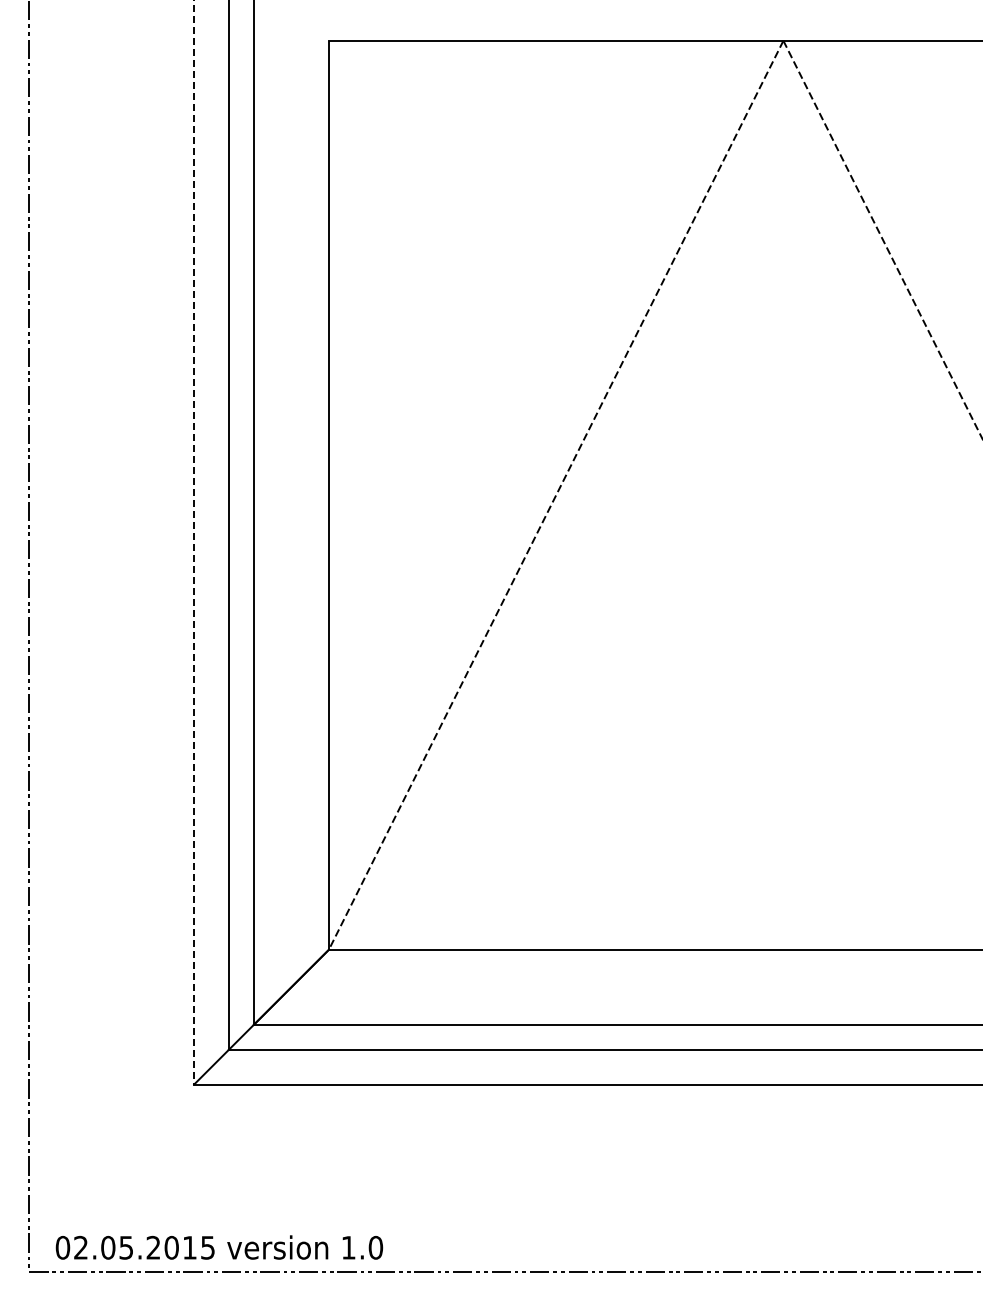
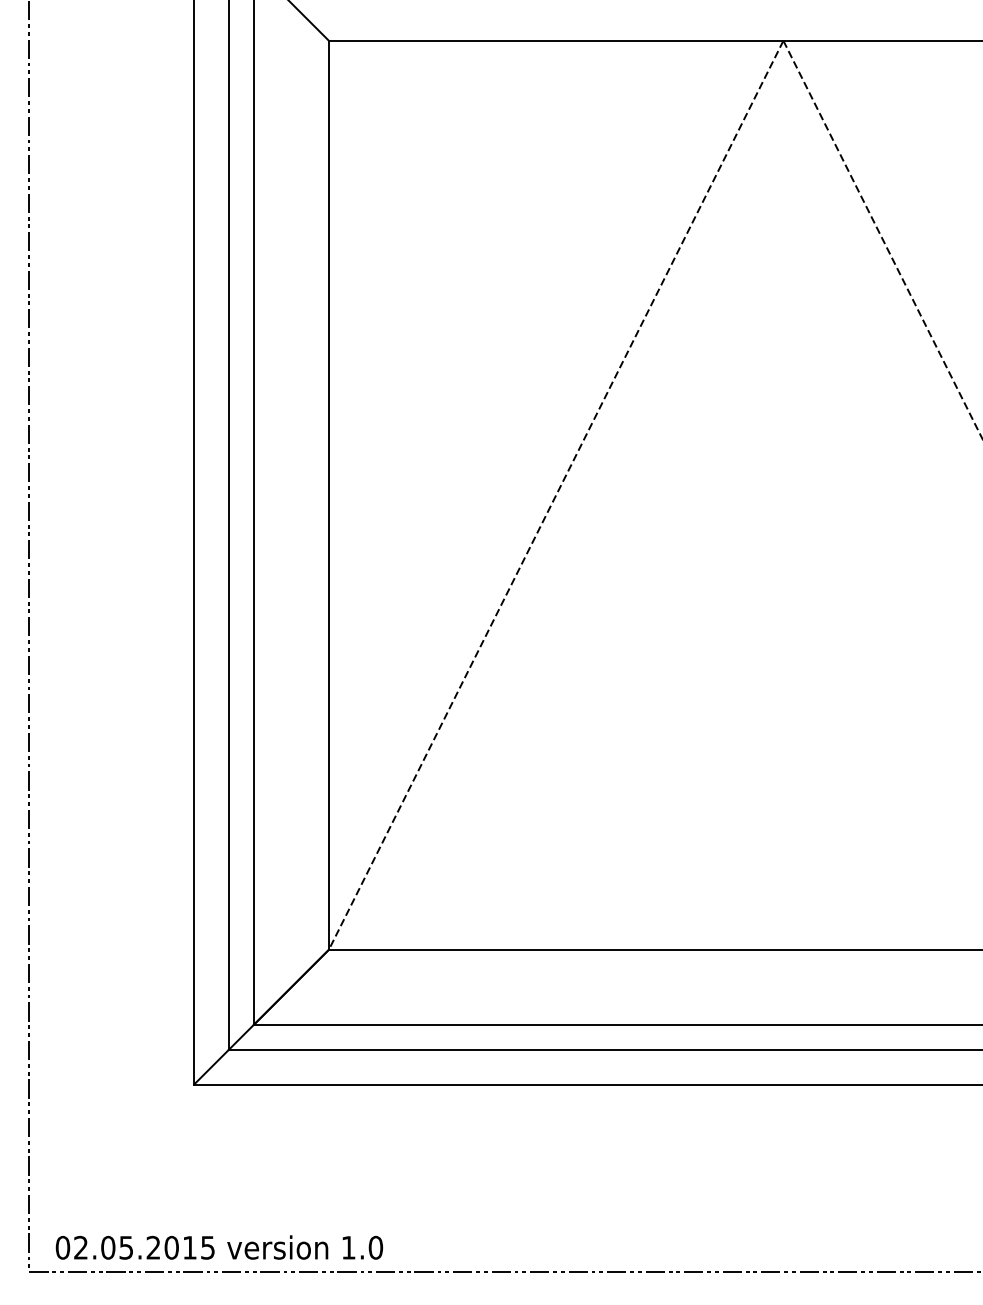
line: none -> present (309, 21)
line: dashed -> solid (194, 542)
